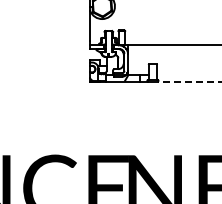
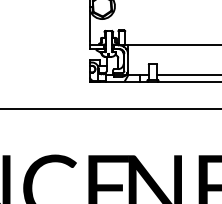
line: none -> present (187, 75)
line: dashed -> solid (189, 81)
line: none -> present (110, 108)
